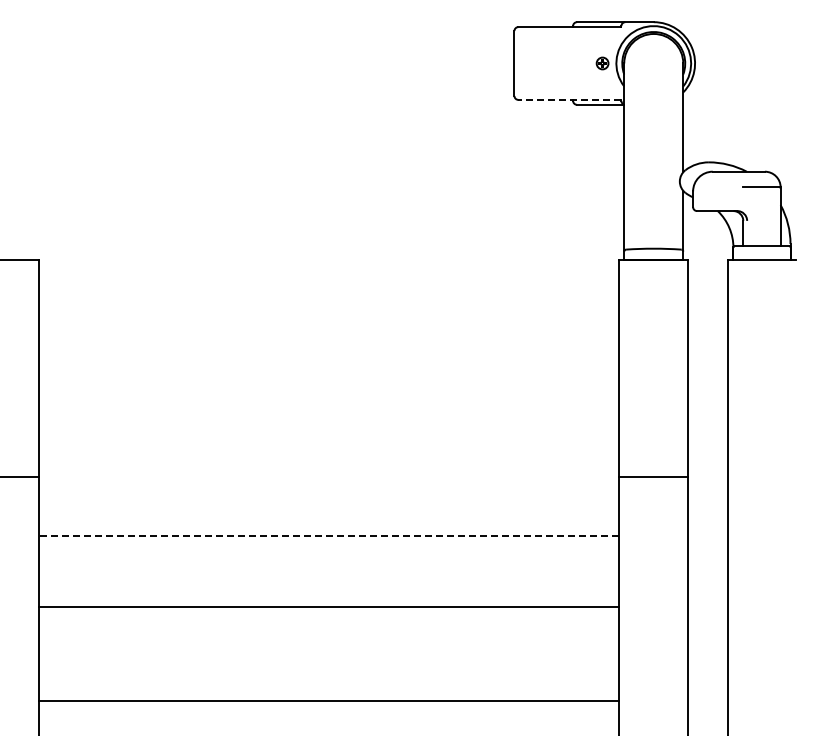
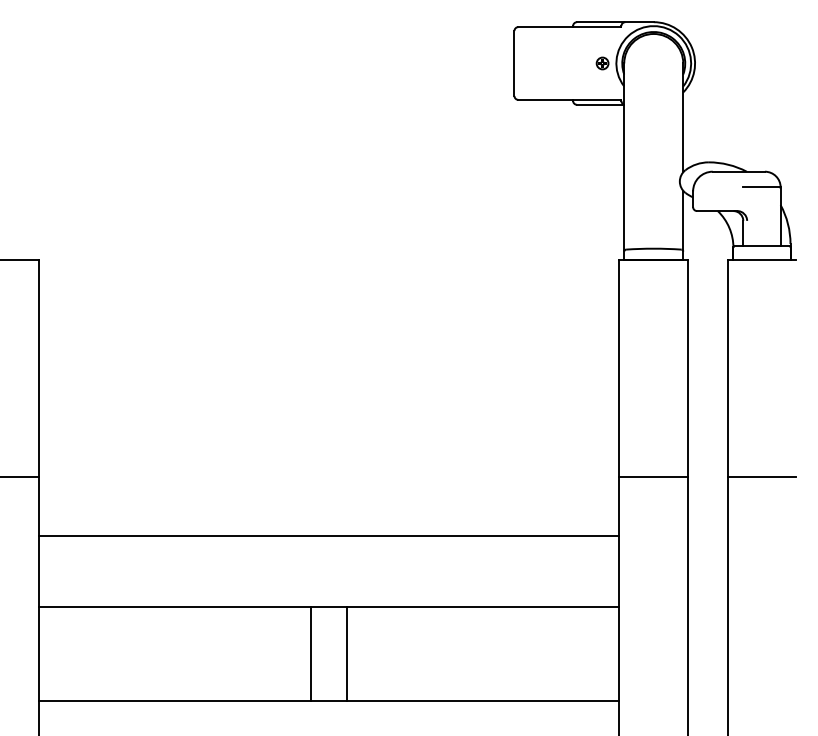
line: dashed -> solid (569, 99)
line: none -> present (761, 476)
line: dashed -> solid (328, 535)
line: none -> present (311, 653)
line: none -> present (346, 653)
